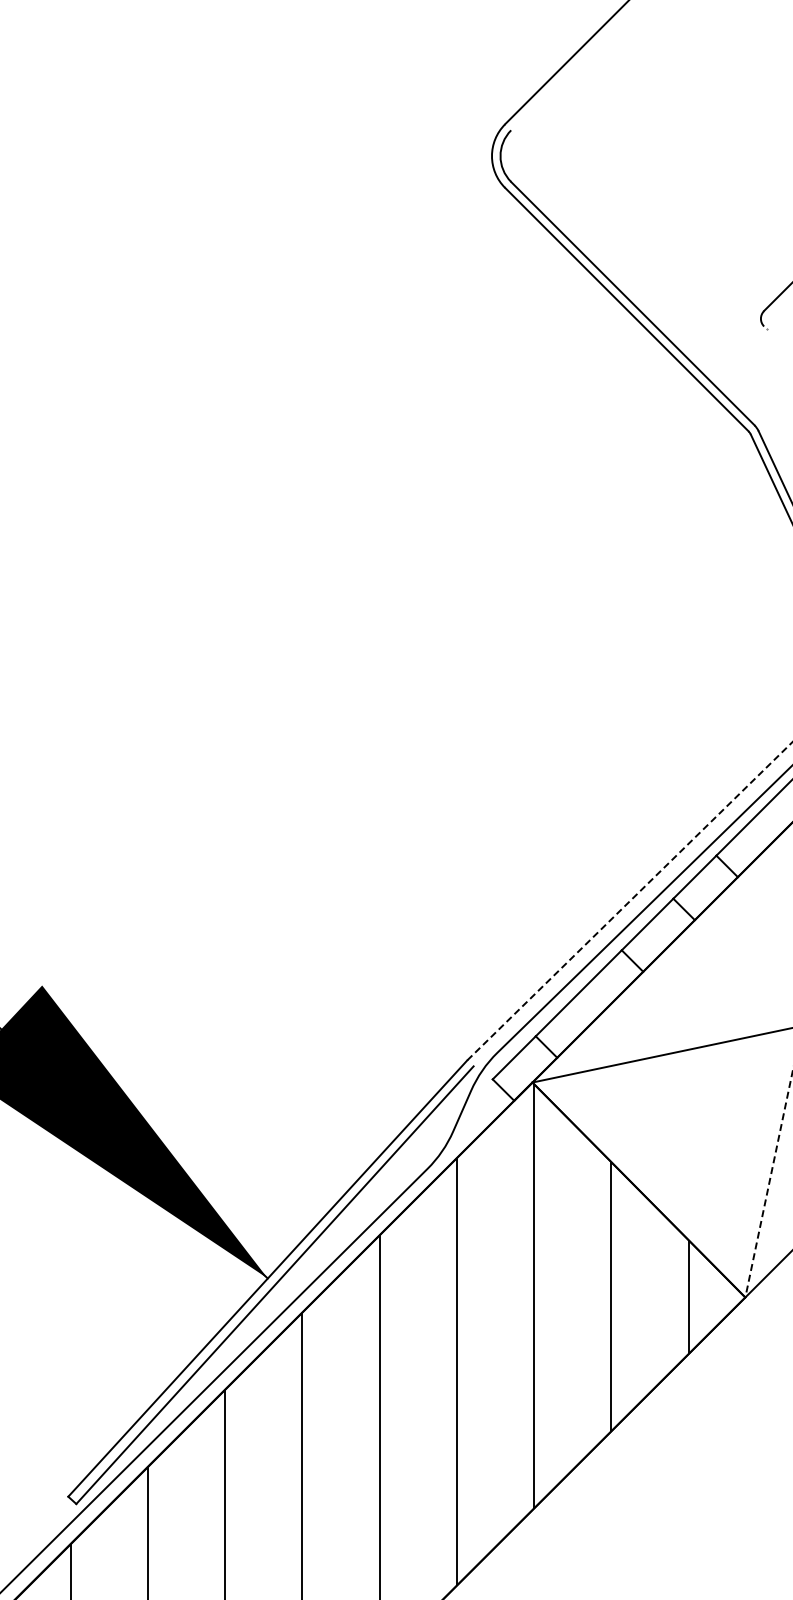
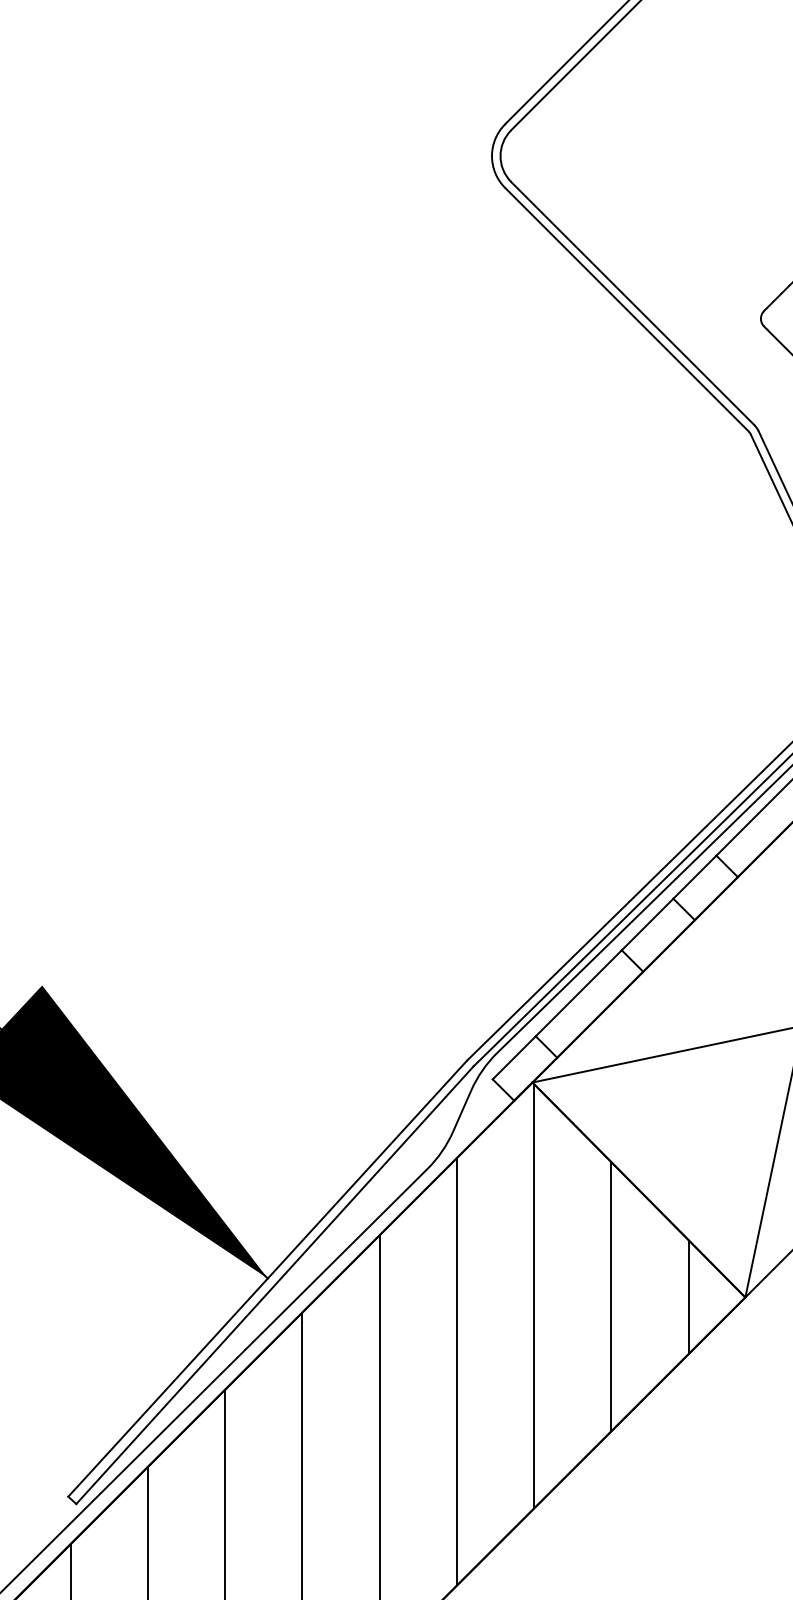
line: none -> present (575, 66)
line: none -> present (776, 339)
line: dashed -> solid (630, 901)
line: none -> present (631, 911)
line: dashed -> solid (769, 1184)
